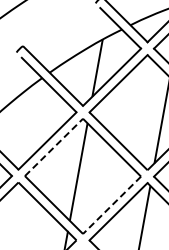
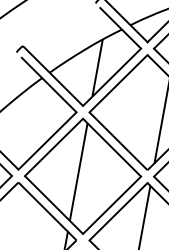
line: dashed -> solid (54, 147)
line: dashed -> solid (112, 205)
